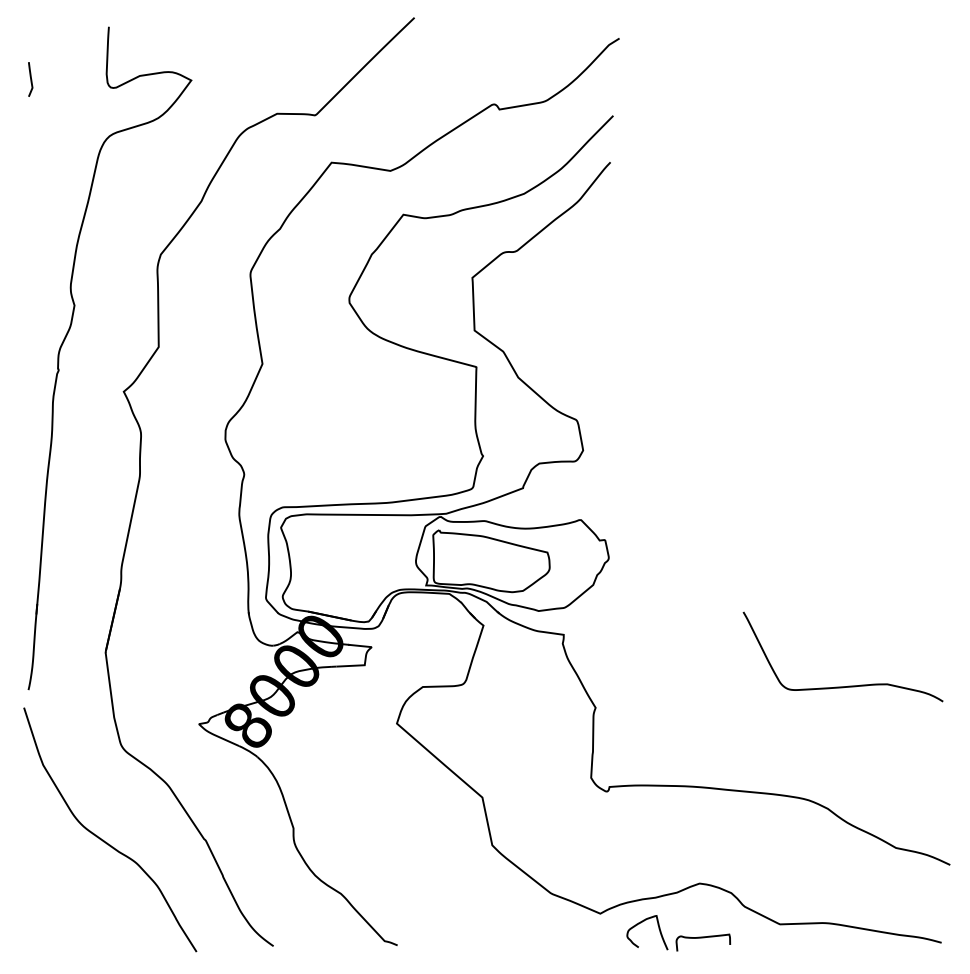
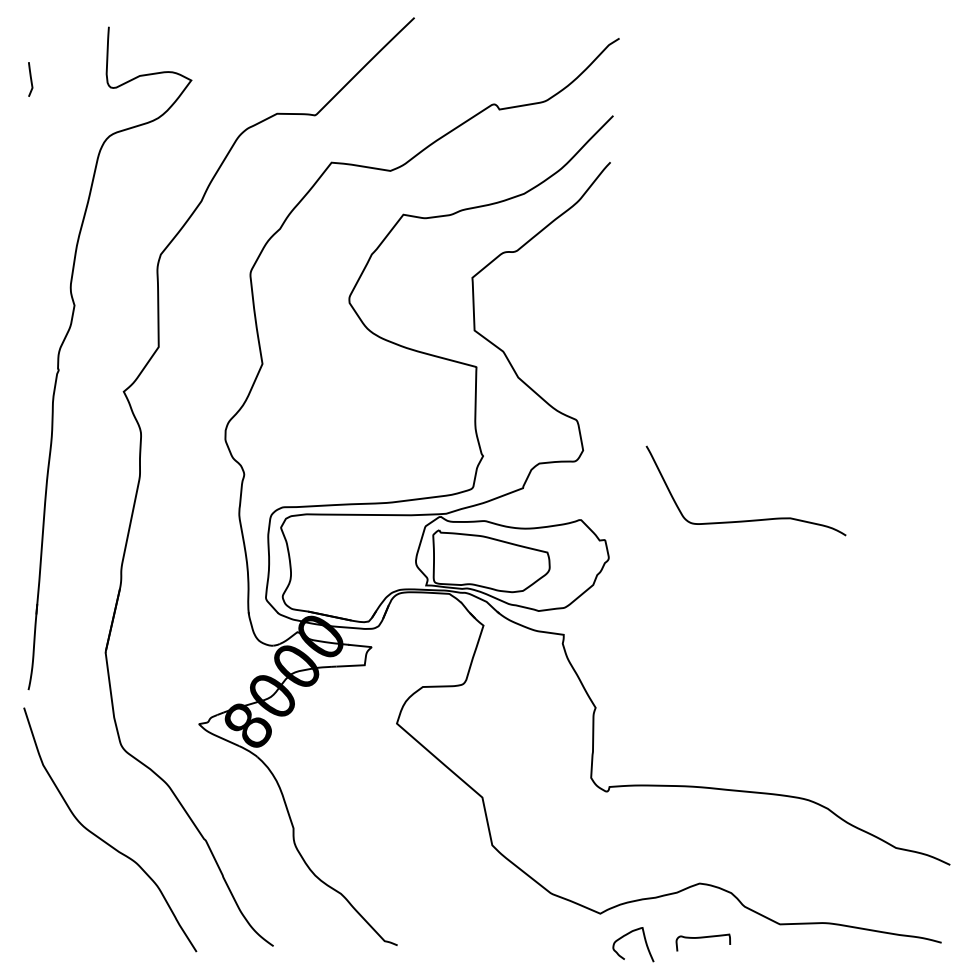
curve position: (848, 685) -> (751, 519) (751, 519)
curve position: (641, 923) -> (627, 935) (627, 935)
